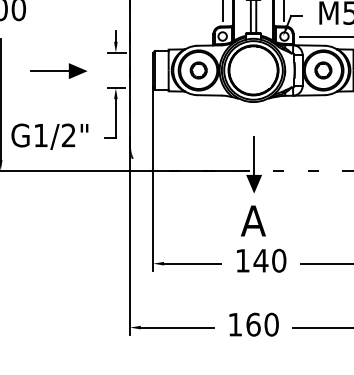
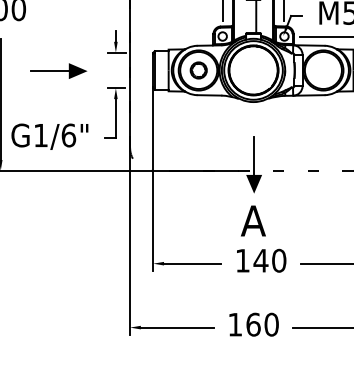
line: present -> none (250, 17)
circle: present -> none (323, 70)
text: G1/2" -> G1/6" (68, 135)
